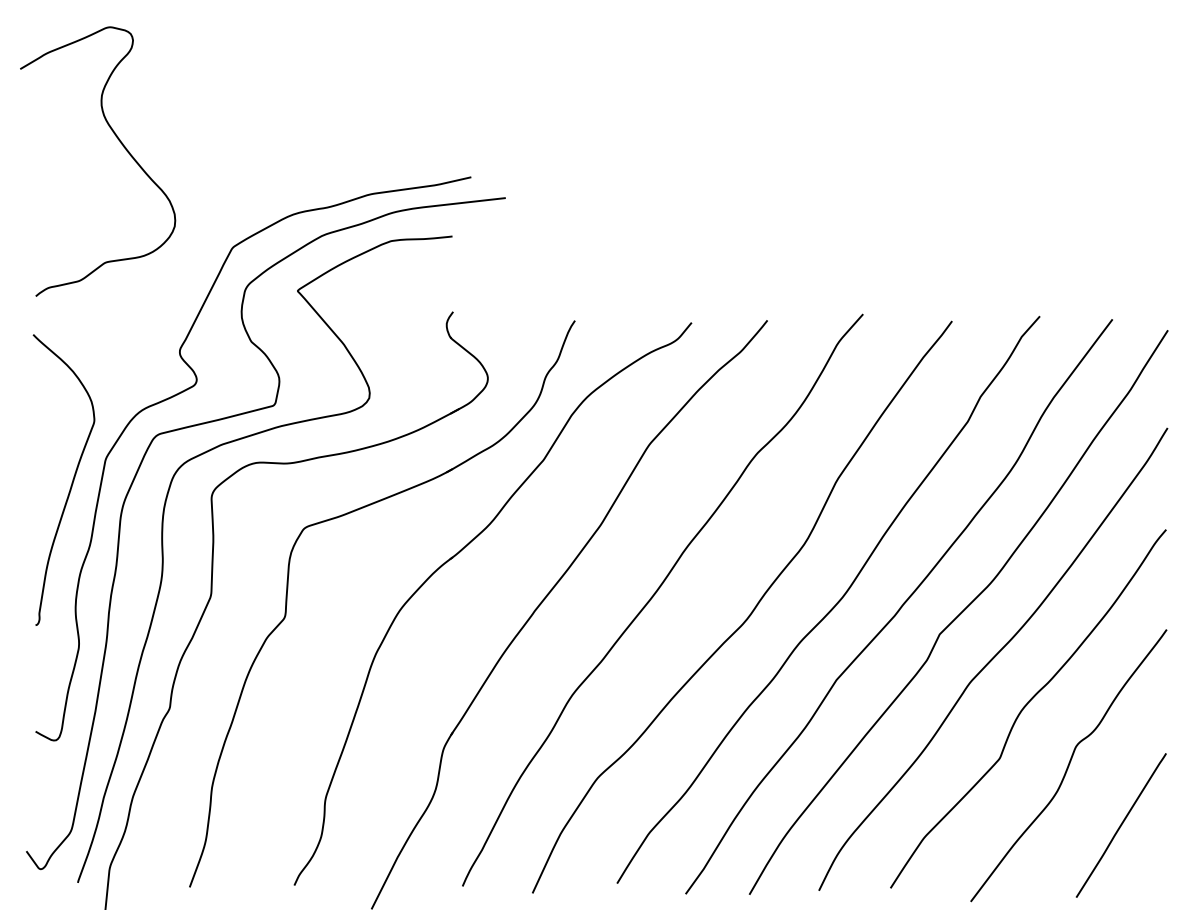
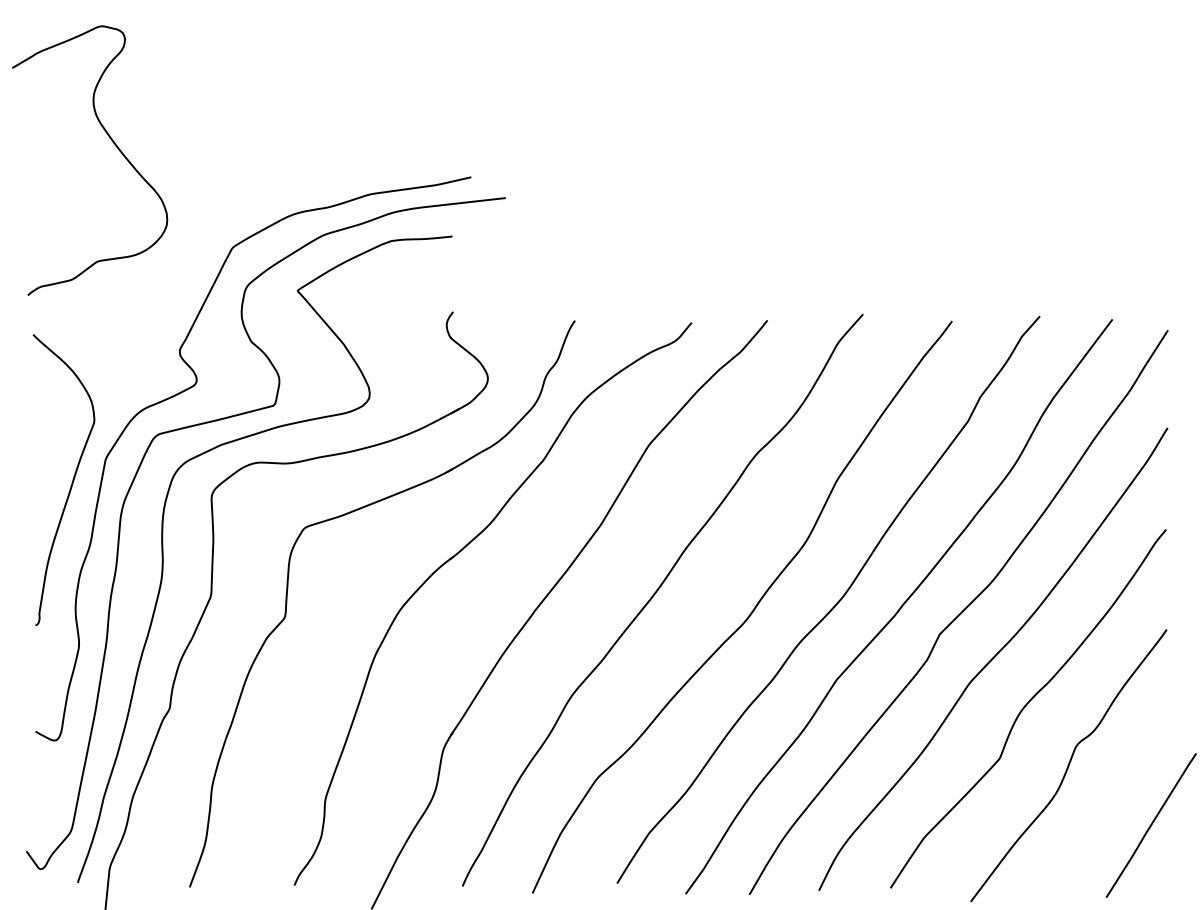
curve position: (120, 143) -> (112, 142) (112, 142)
line position: (1120, 825) -> (1150, 825) (1150, 825)
